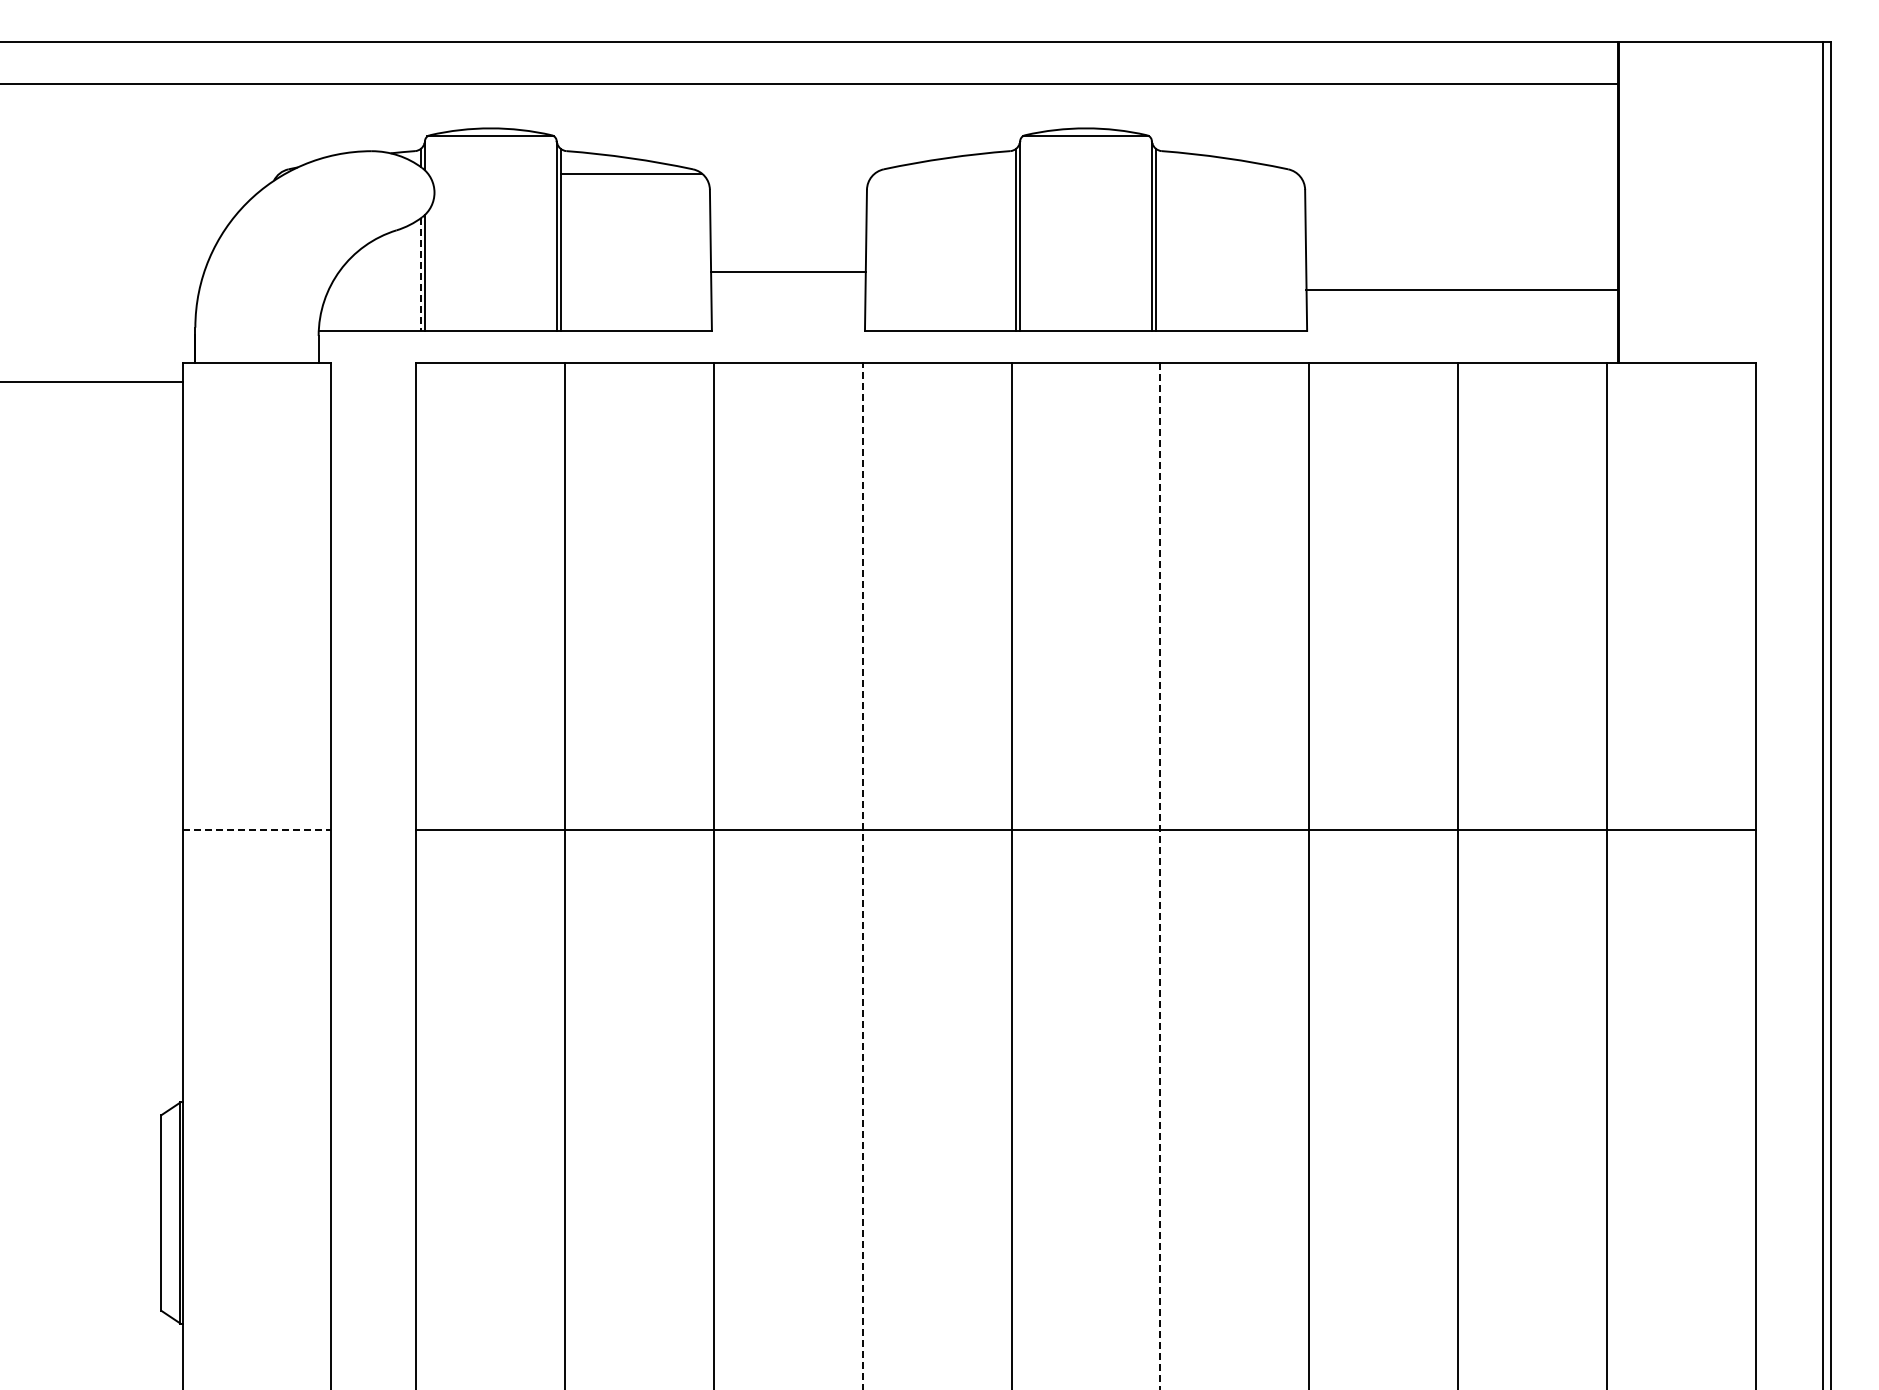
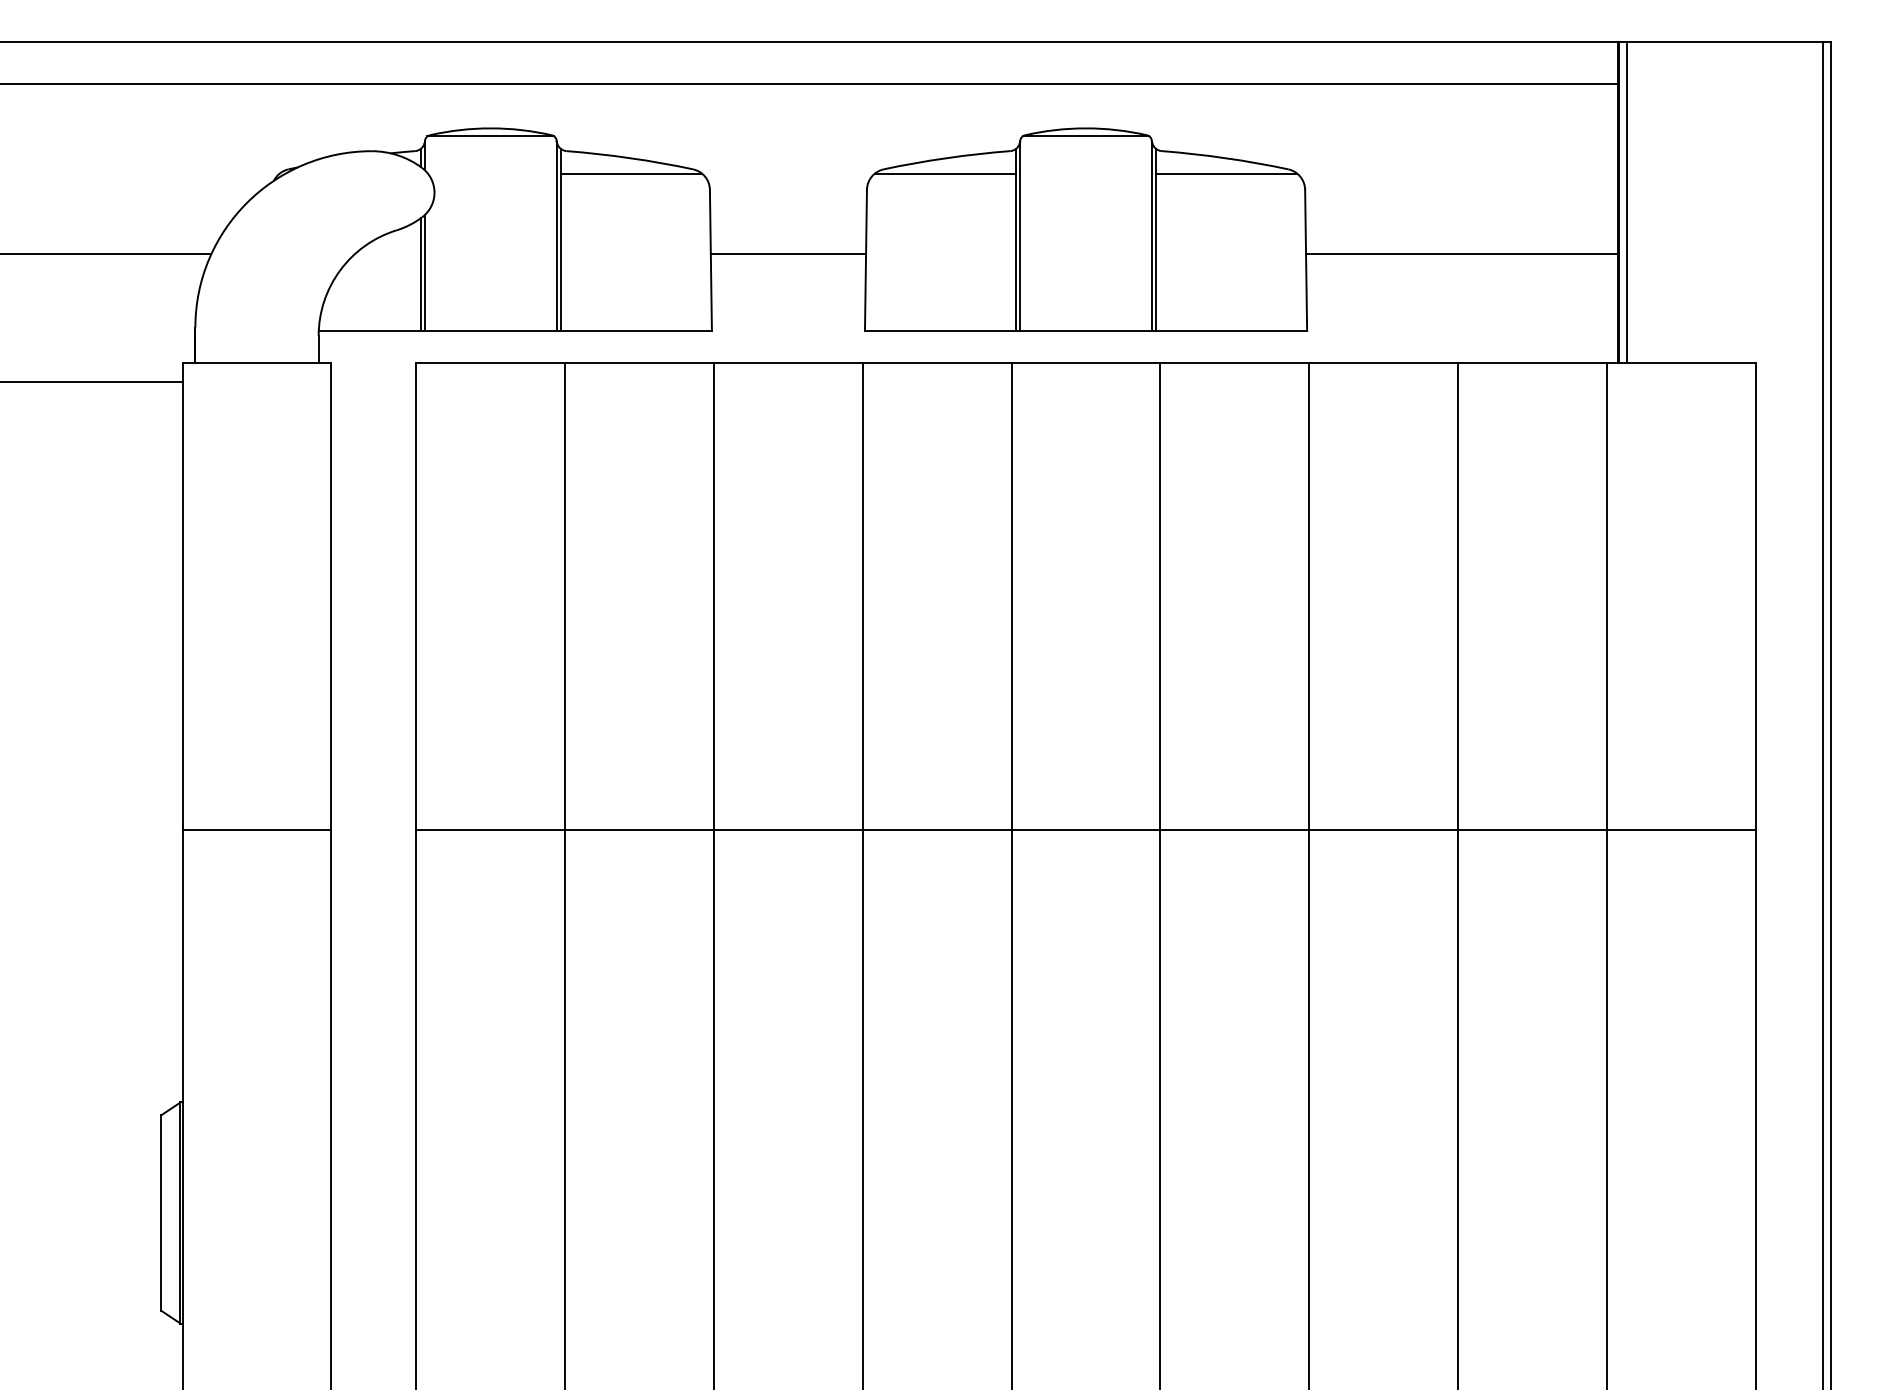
line: none -> present (944, 173)
line: none -> present (1226, 173)
line: none -> present (1627, 201)
line: none -> present (106, 254)
line position: (788, 272) -> (788, 254) (788, 254)
line: dashed -> solid (420, 275)
line position: (1461, 290) -> (1461, 254) (1461, 254)
line: dashed -> solid (257, 830)
line: dashed -> solid (862, 875)
line: dashed -> solid (1160, 876)
